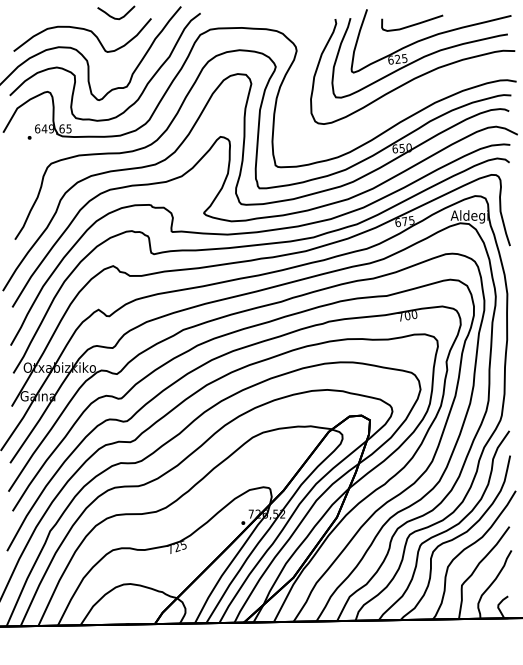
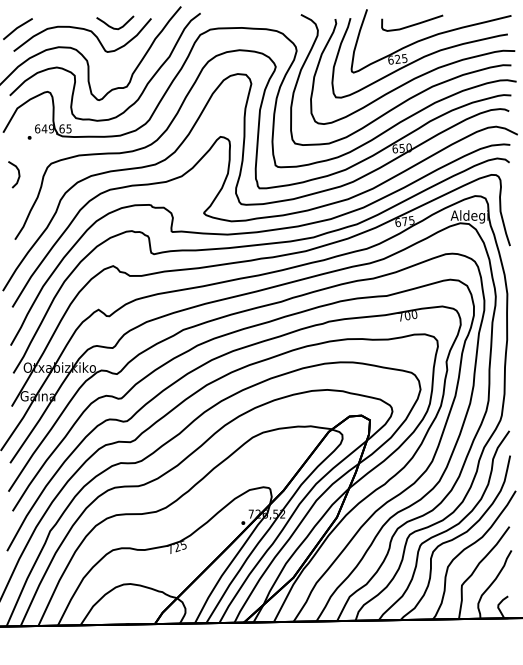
curve position: (115, 17) -> (114, 27) (114, 27)
line: none -> present (17, 28)
curve: none -> present (409, 97)
curve: none -> present (18, 174)
